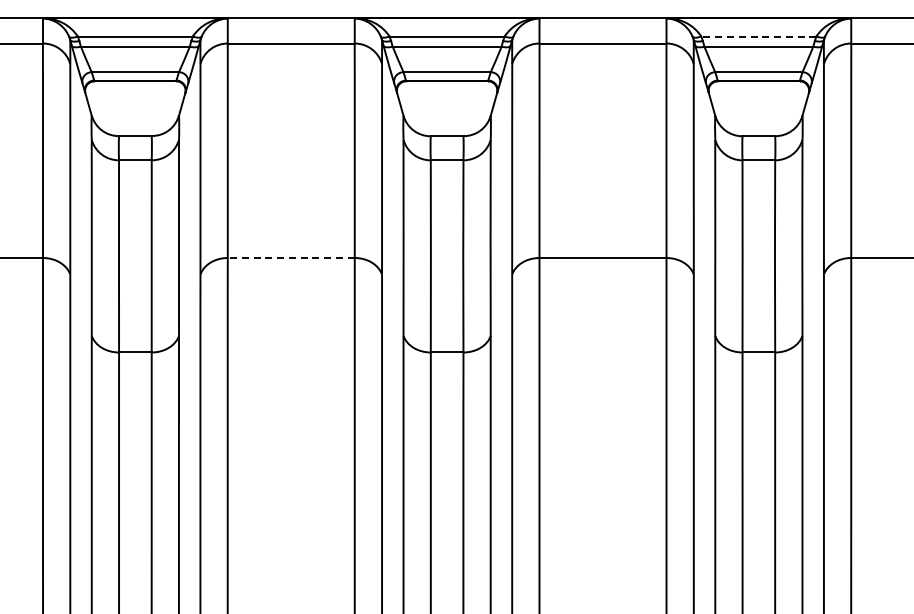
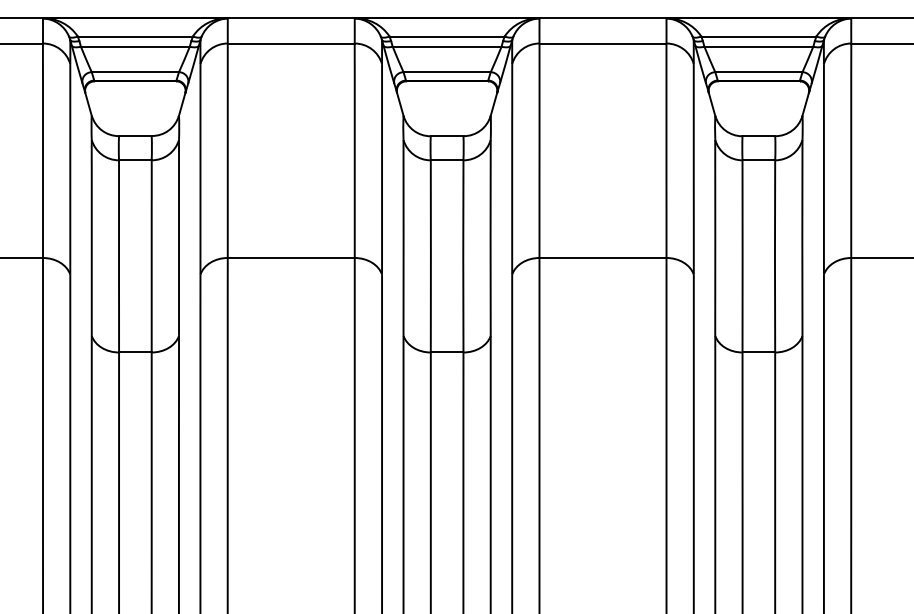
line: dashed -> solid (758, 36)
line: dashed -> solid (290, 258)
